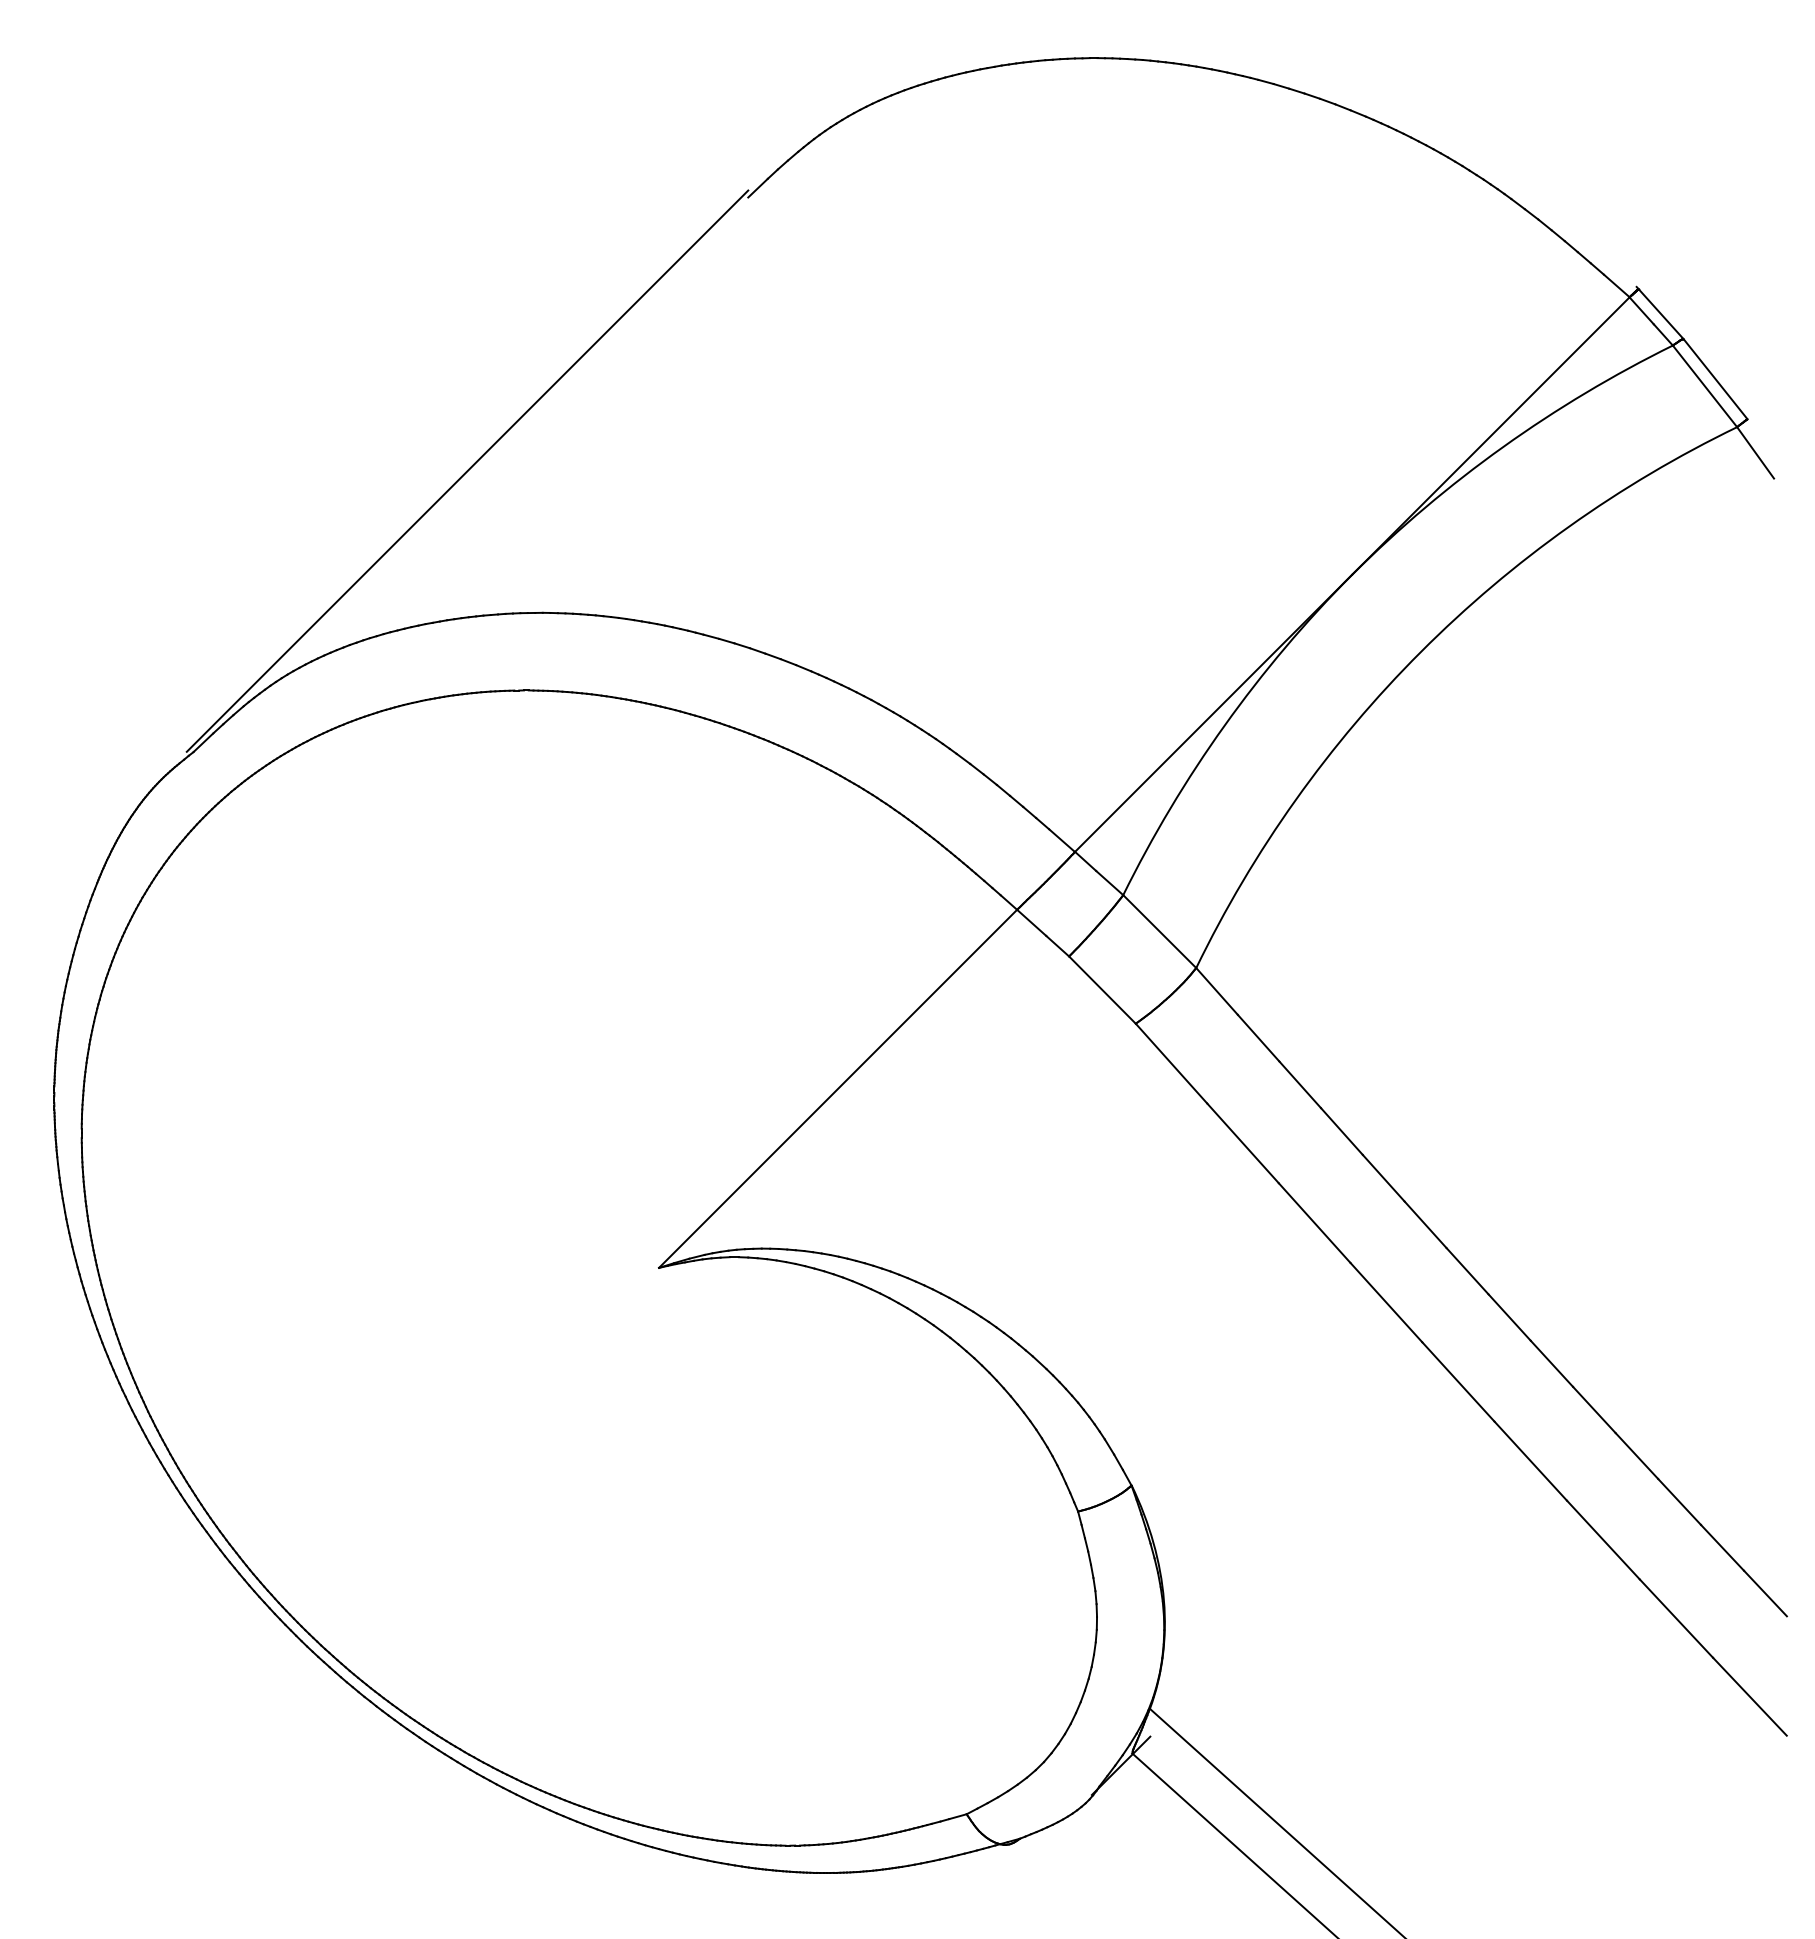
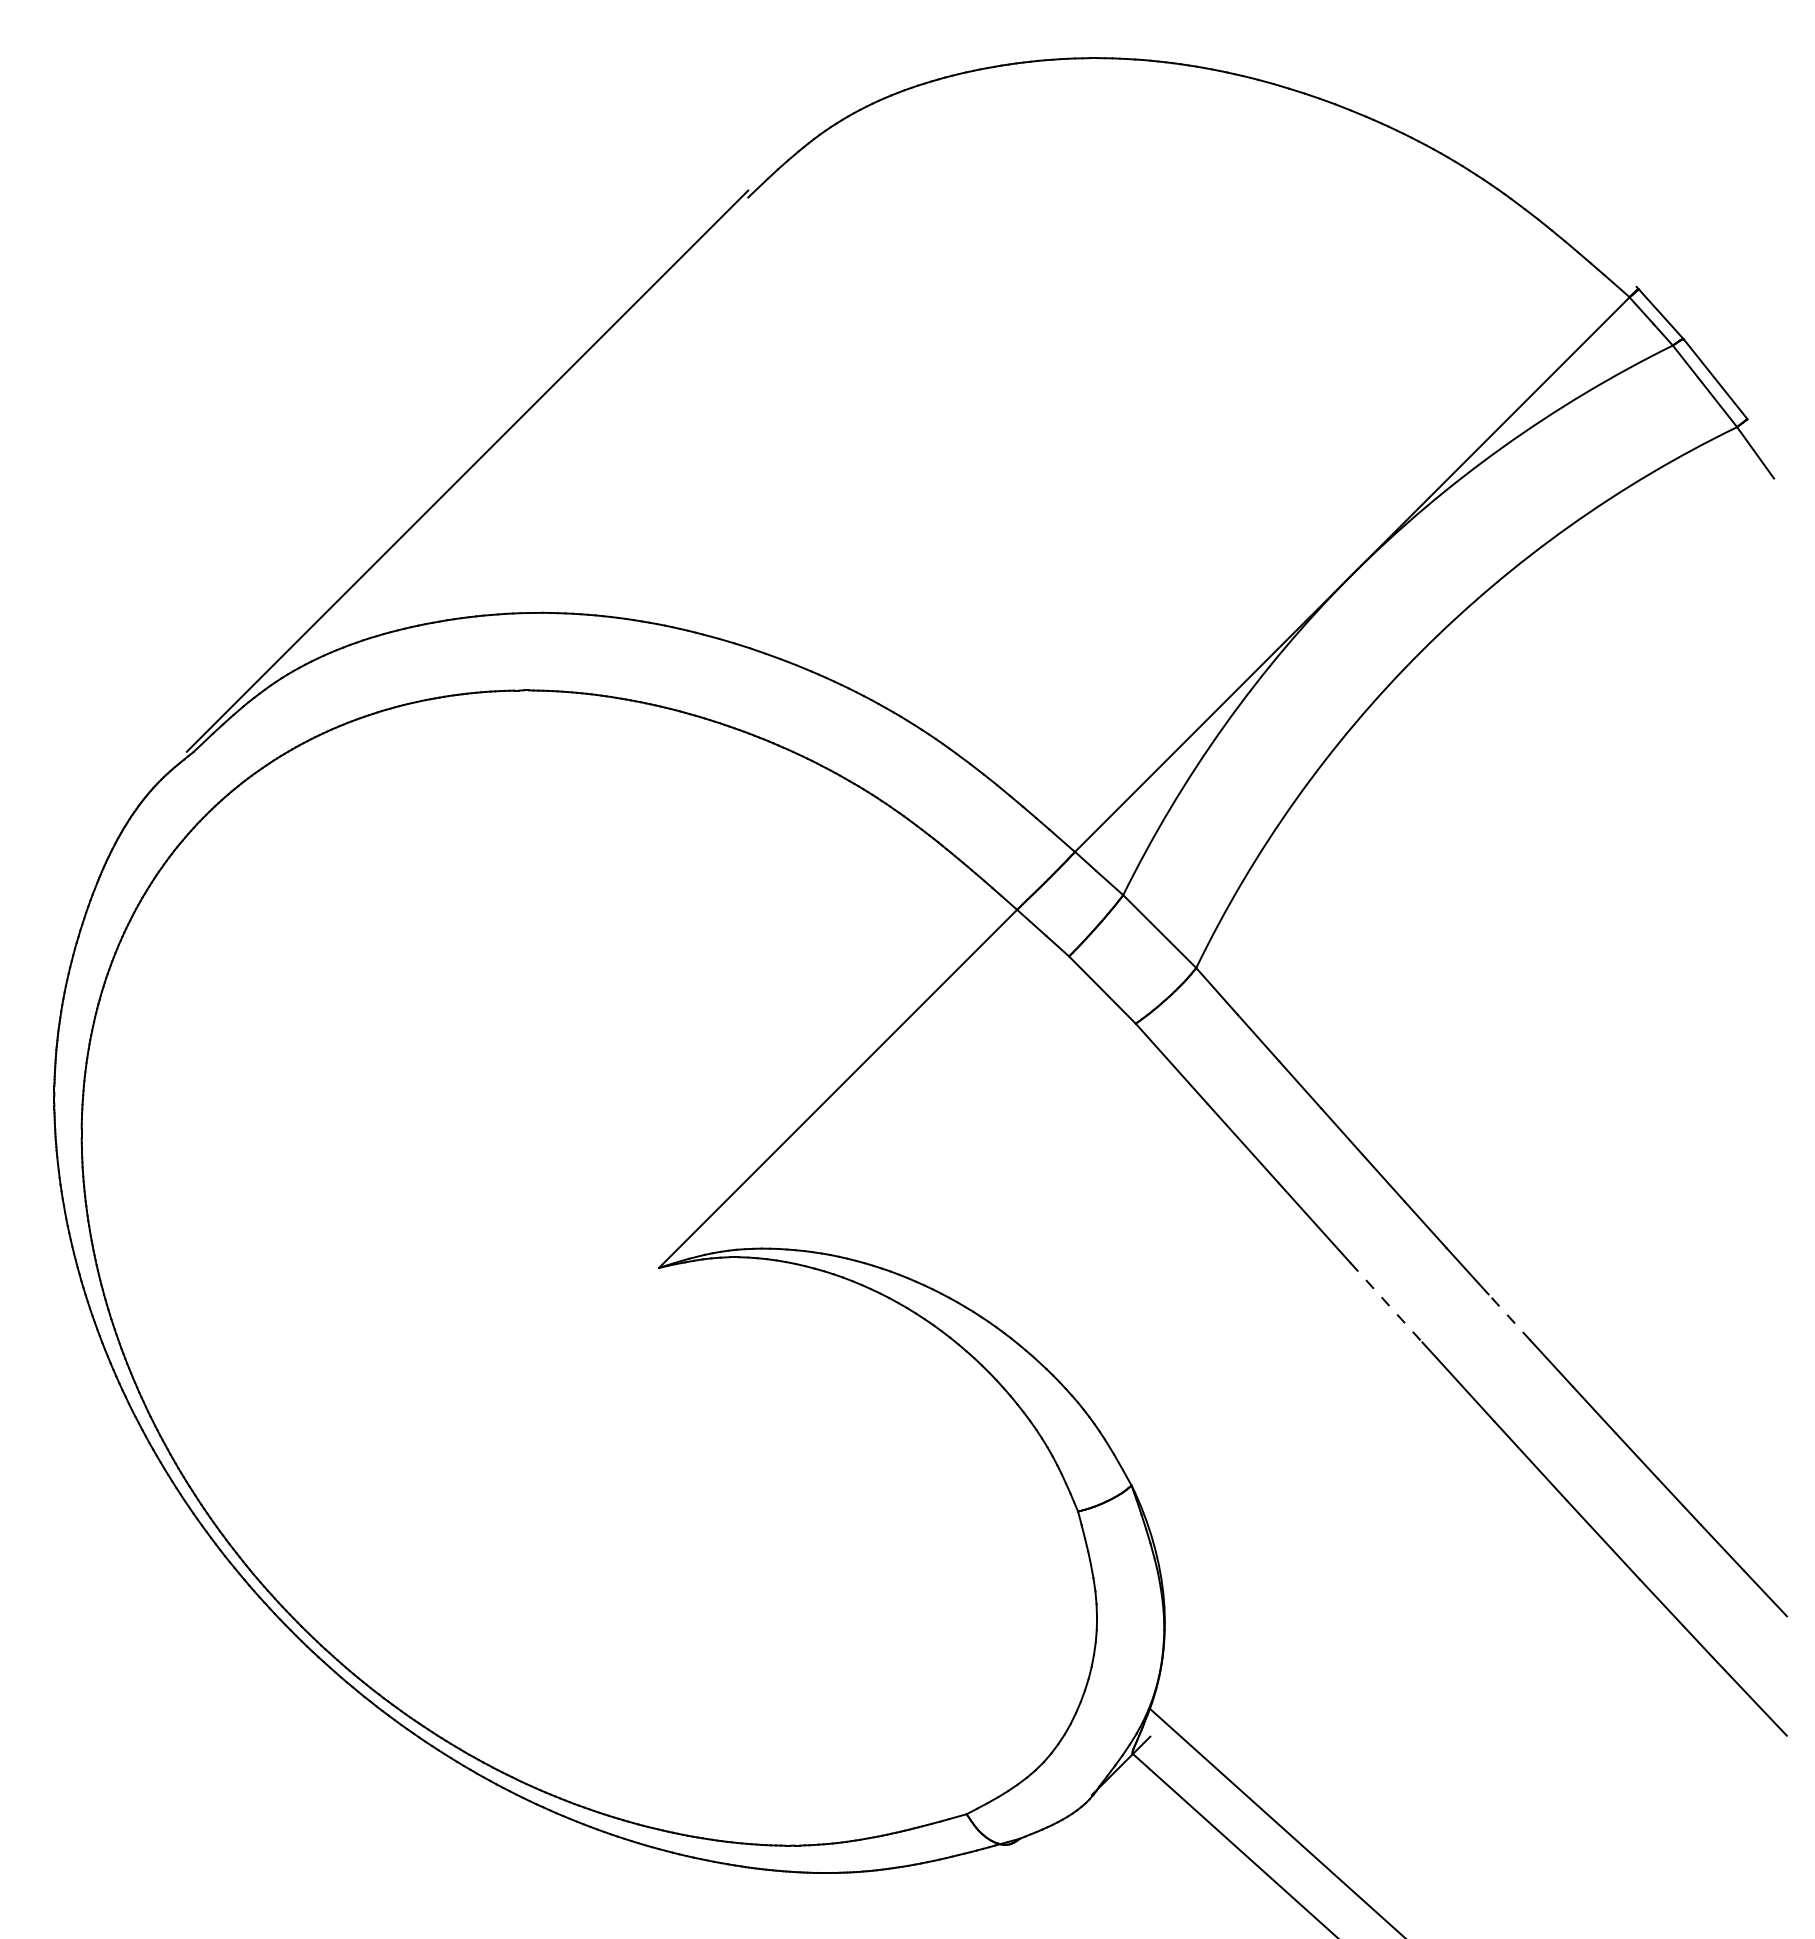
line: solid -> dashed (1386, 1302)
line: solid -> dashed (1509, 1317)
